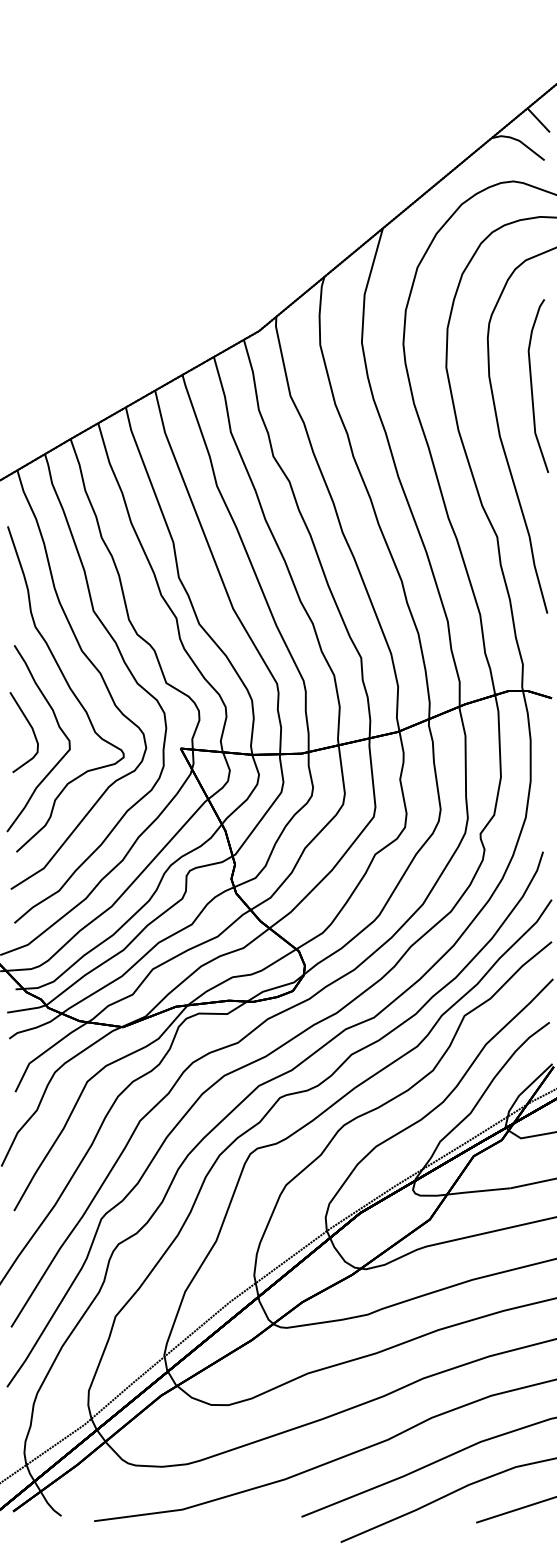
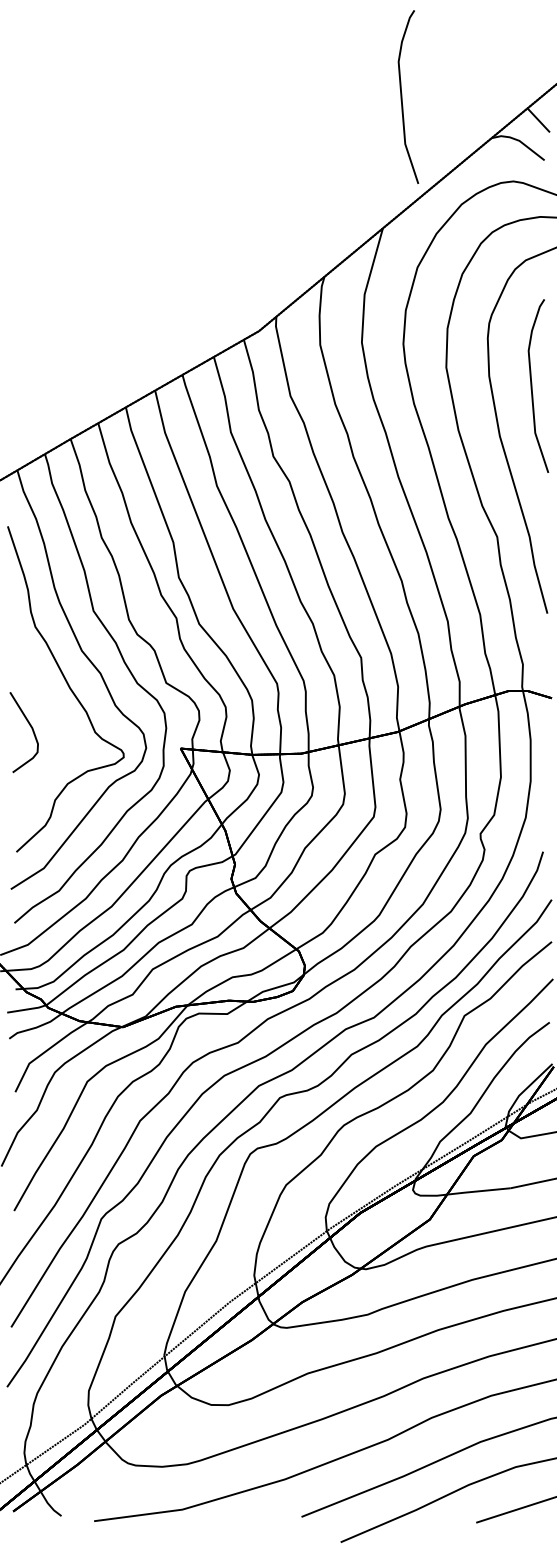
curve: none -> present (402, 96)
curve: present -> none (58, 727)
